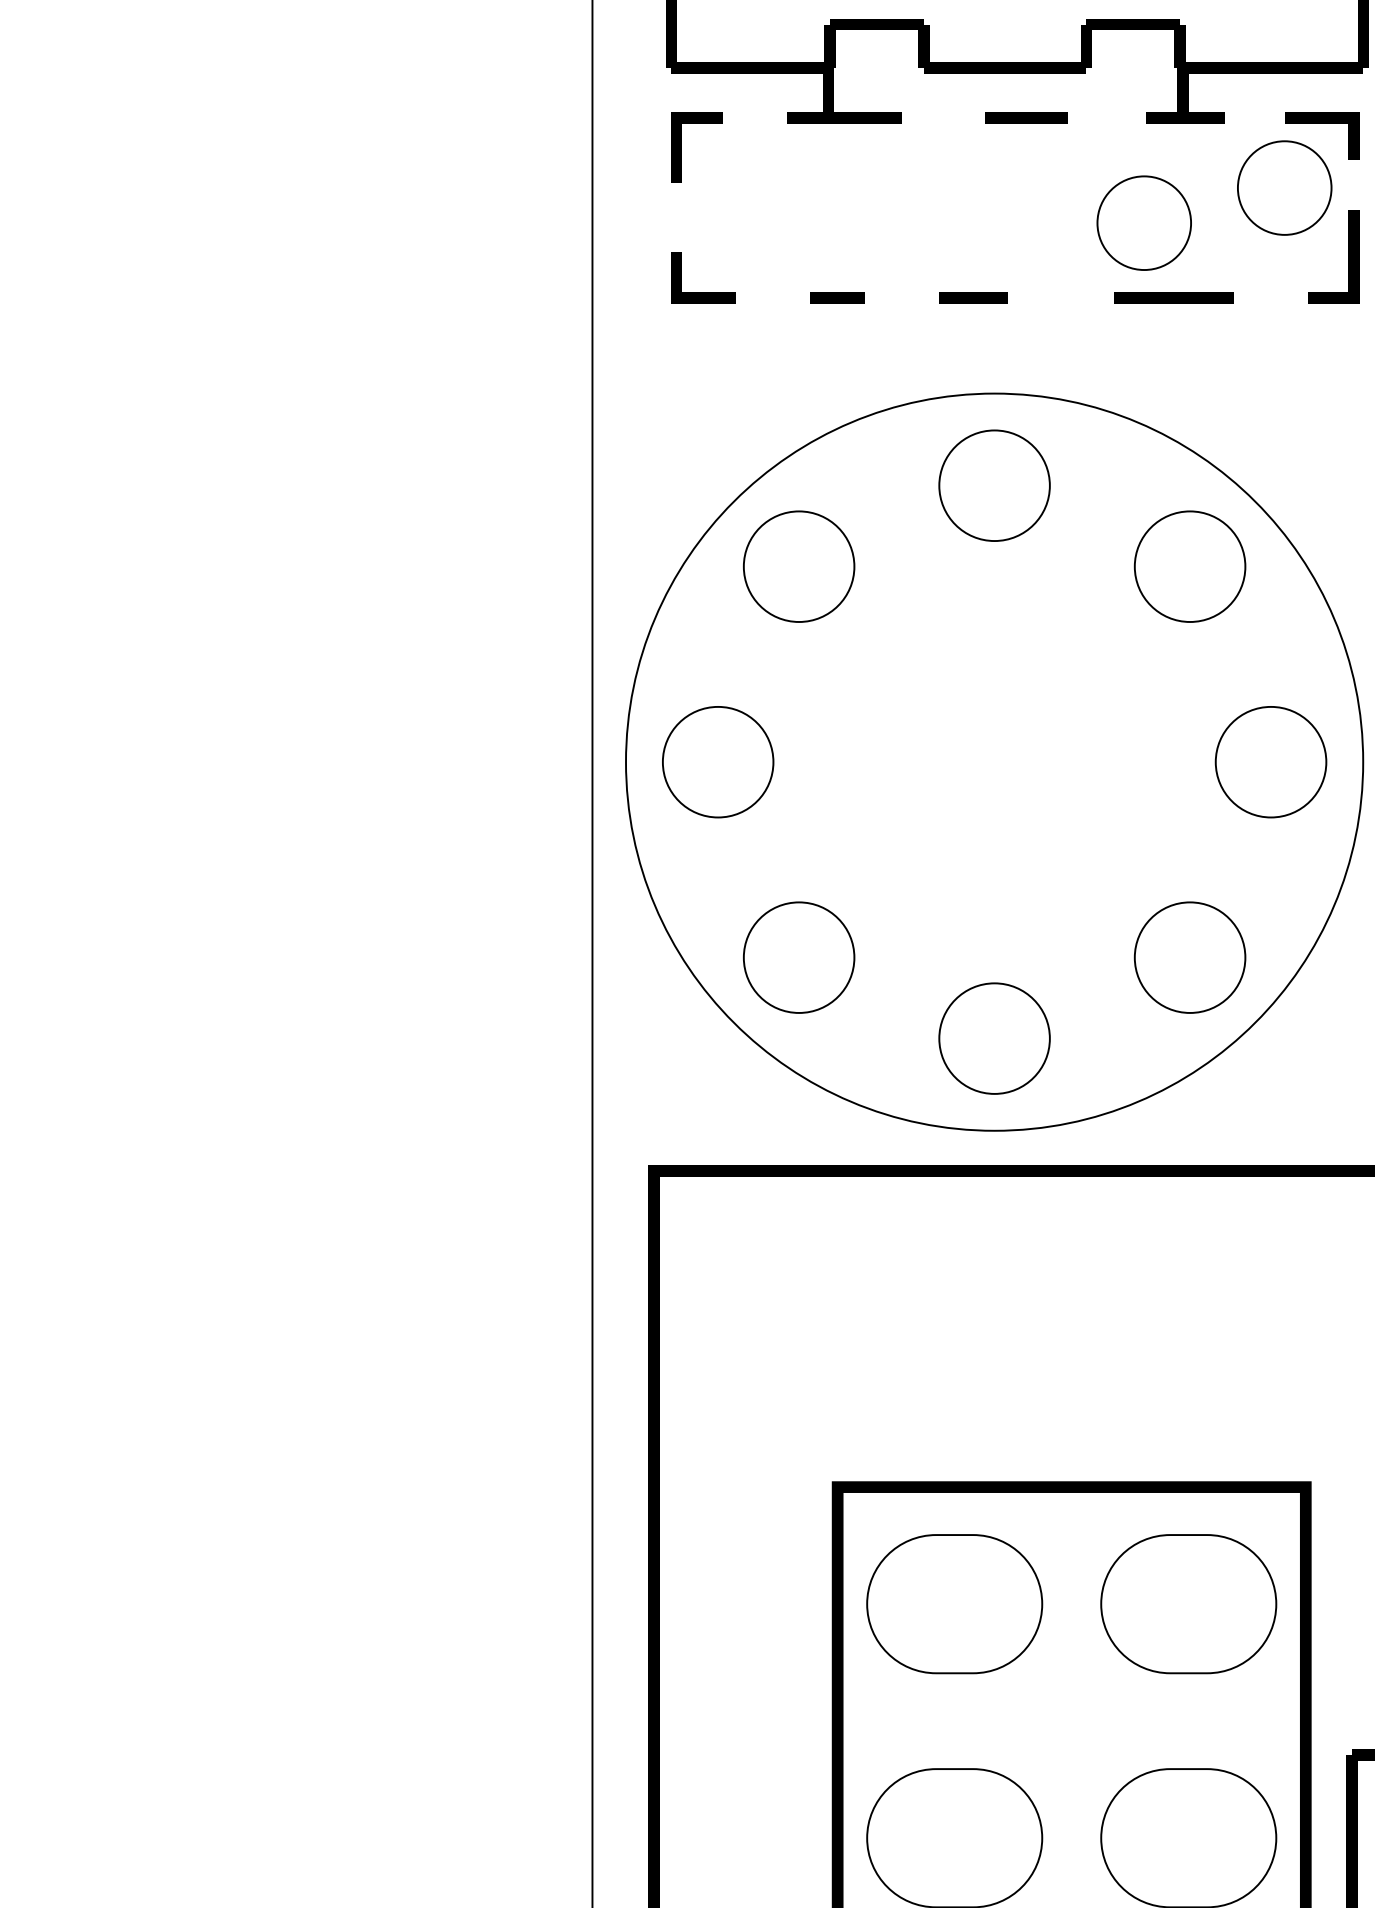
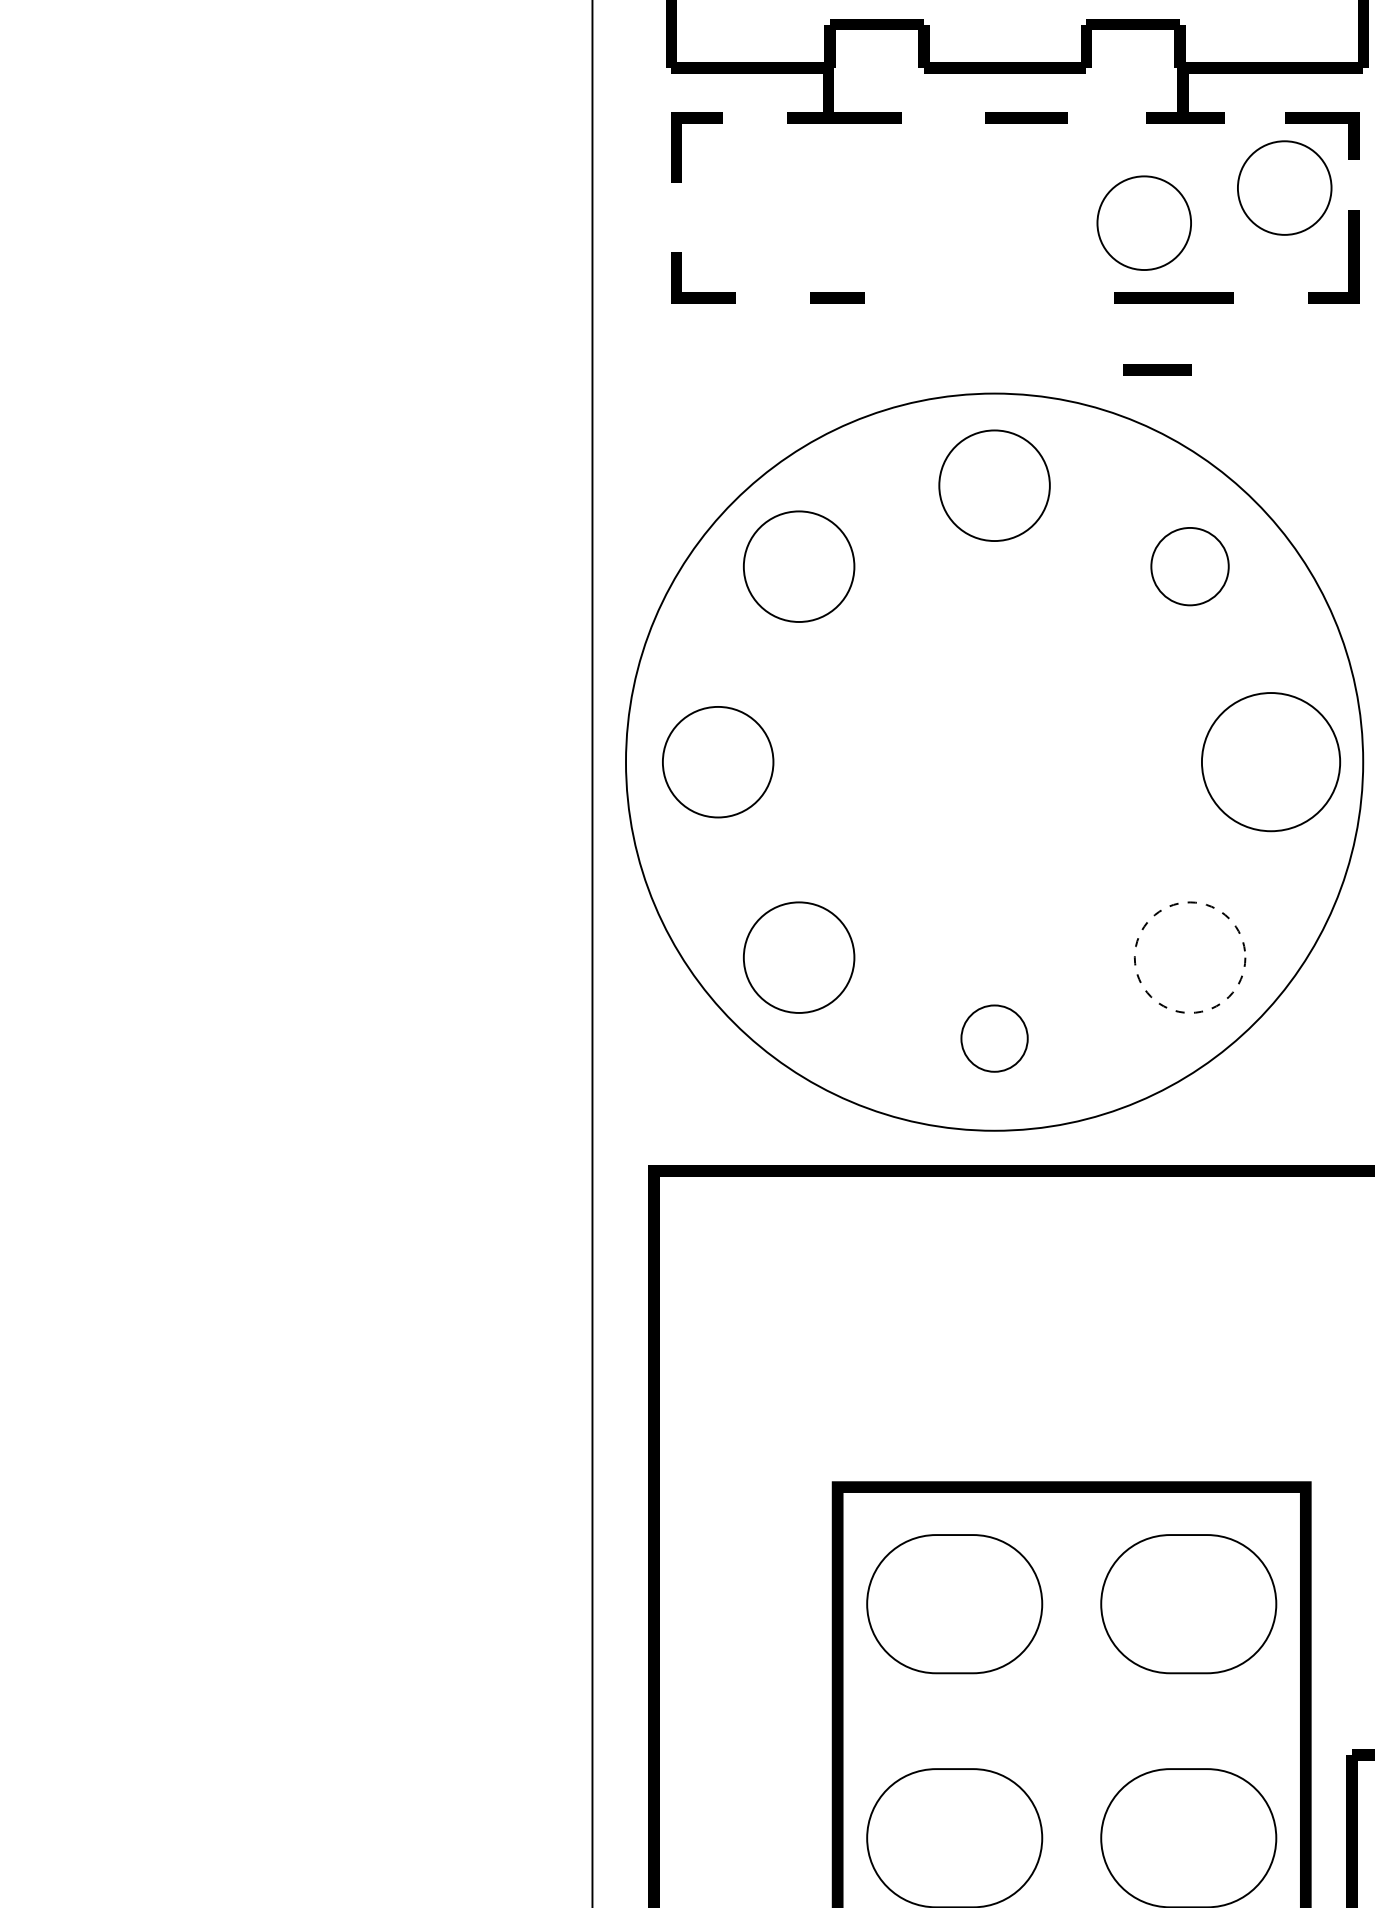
line position: (973, 297) -> (1157, 369) (1157, 369)
circle size: 114x113 px -> 80x80 px (1189, 566)
circle size: 114x113 px -> 141x141 px (1271, 762)
circle: solid -> dashed (1189, 957)
circle diameter: 111 px -> 66 px (994, 1038)
